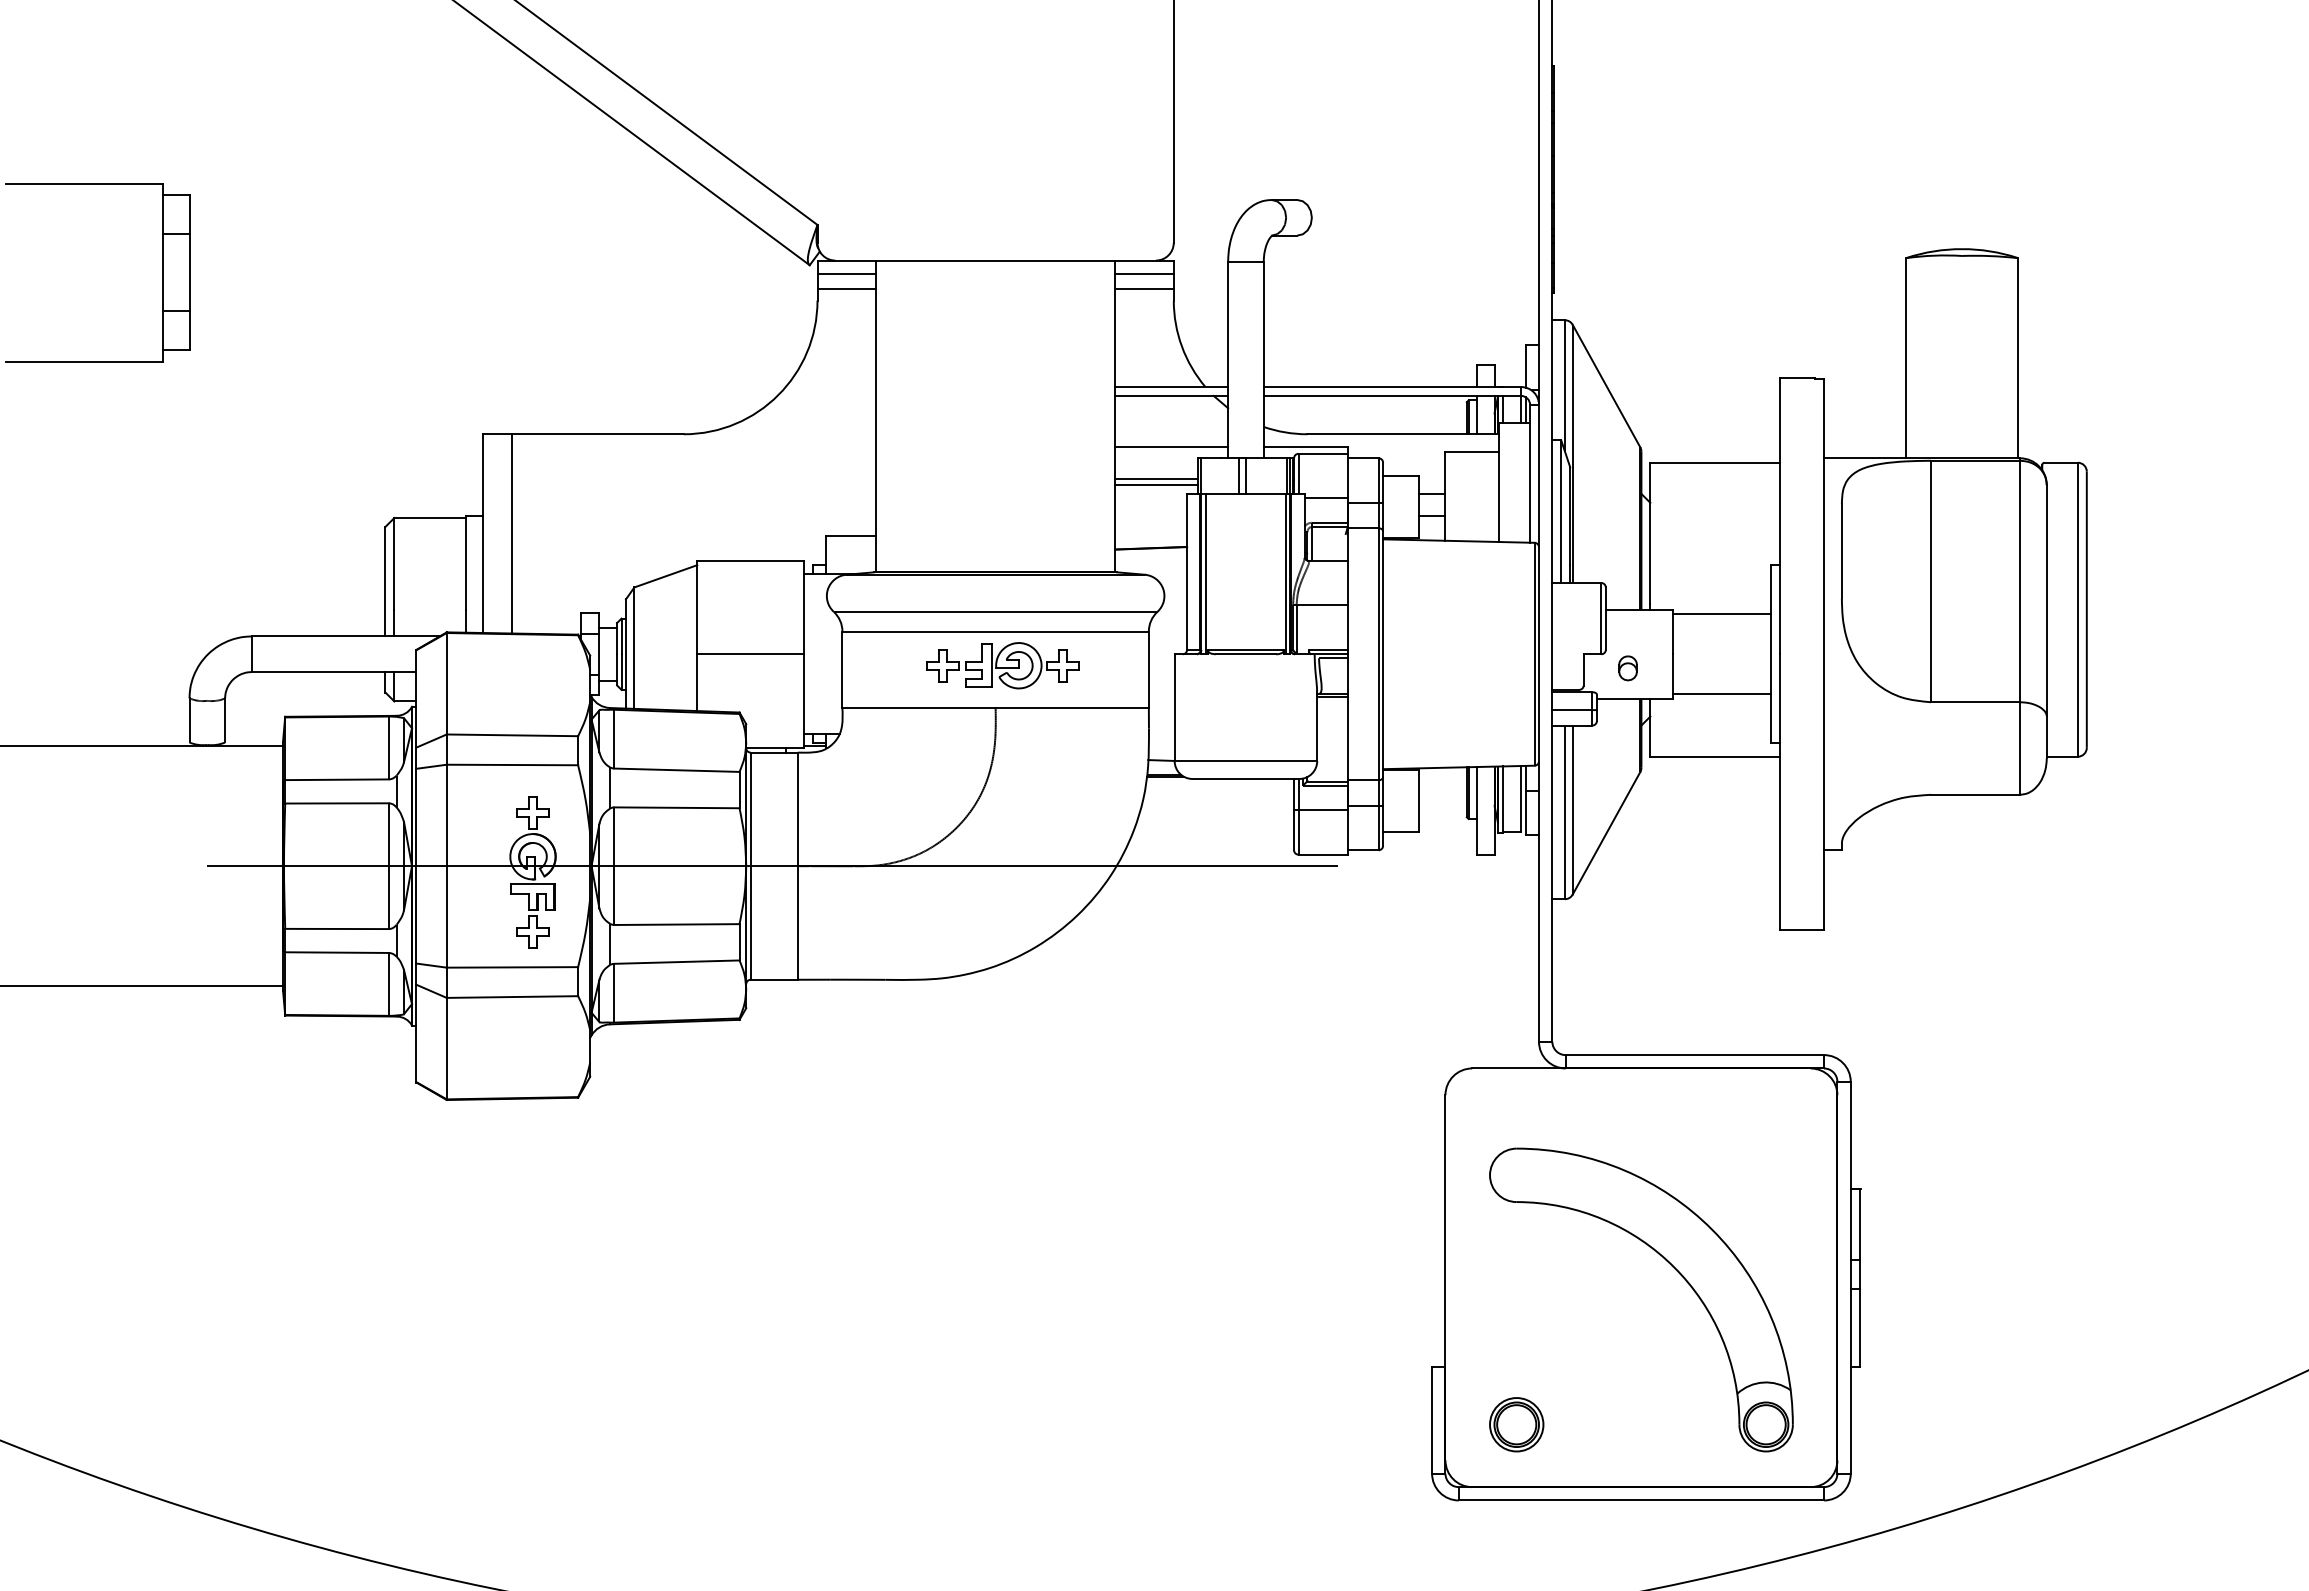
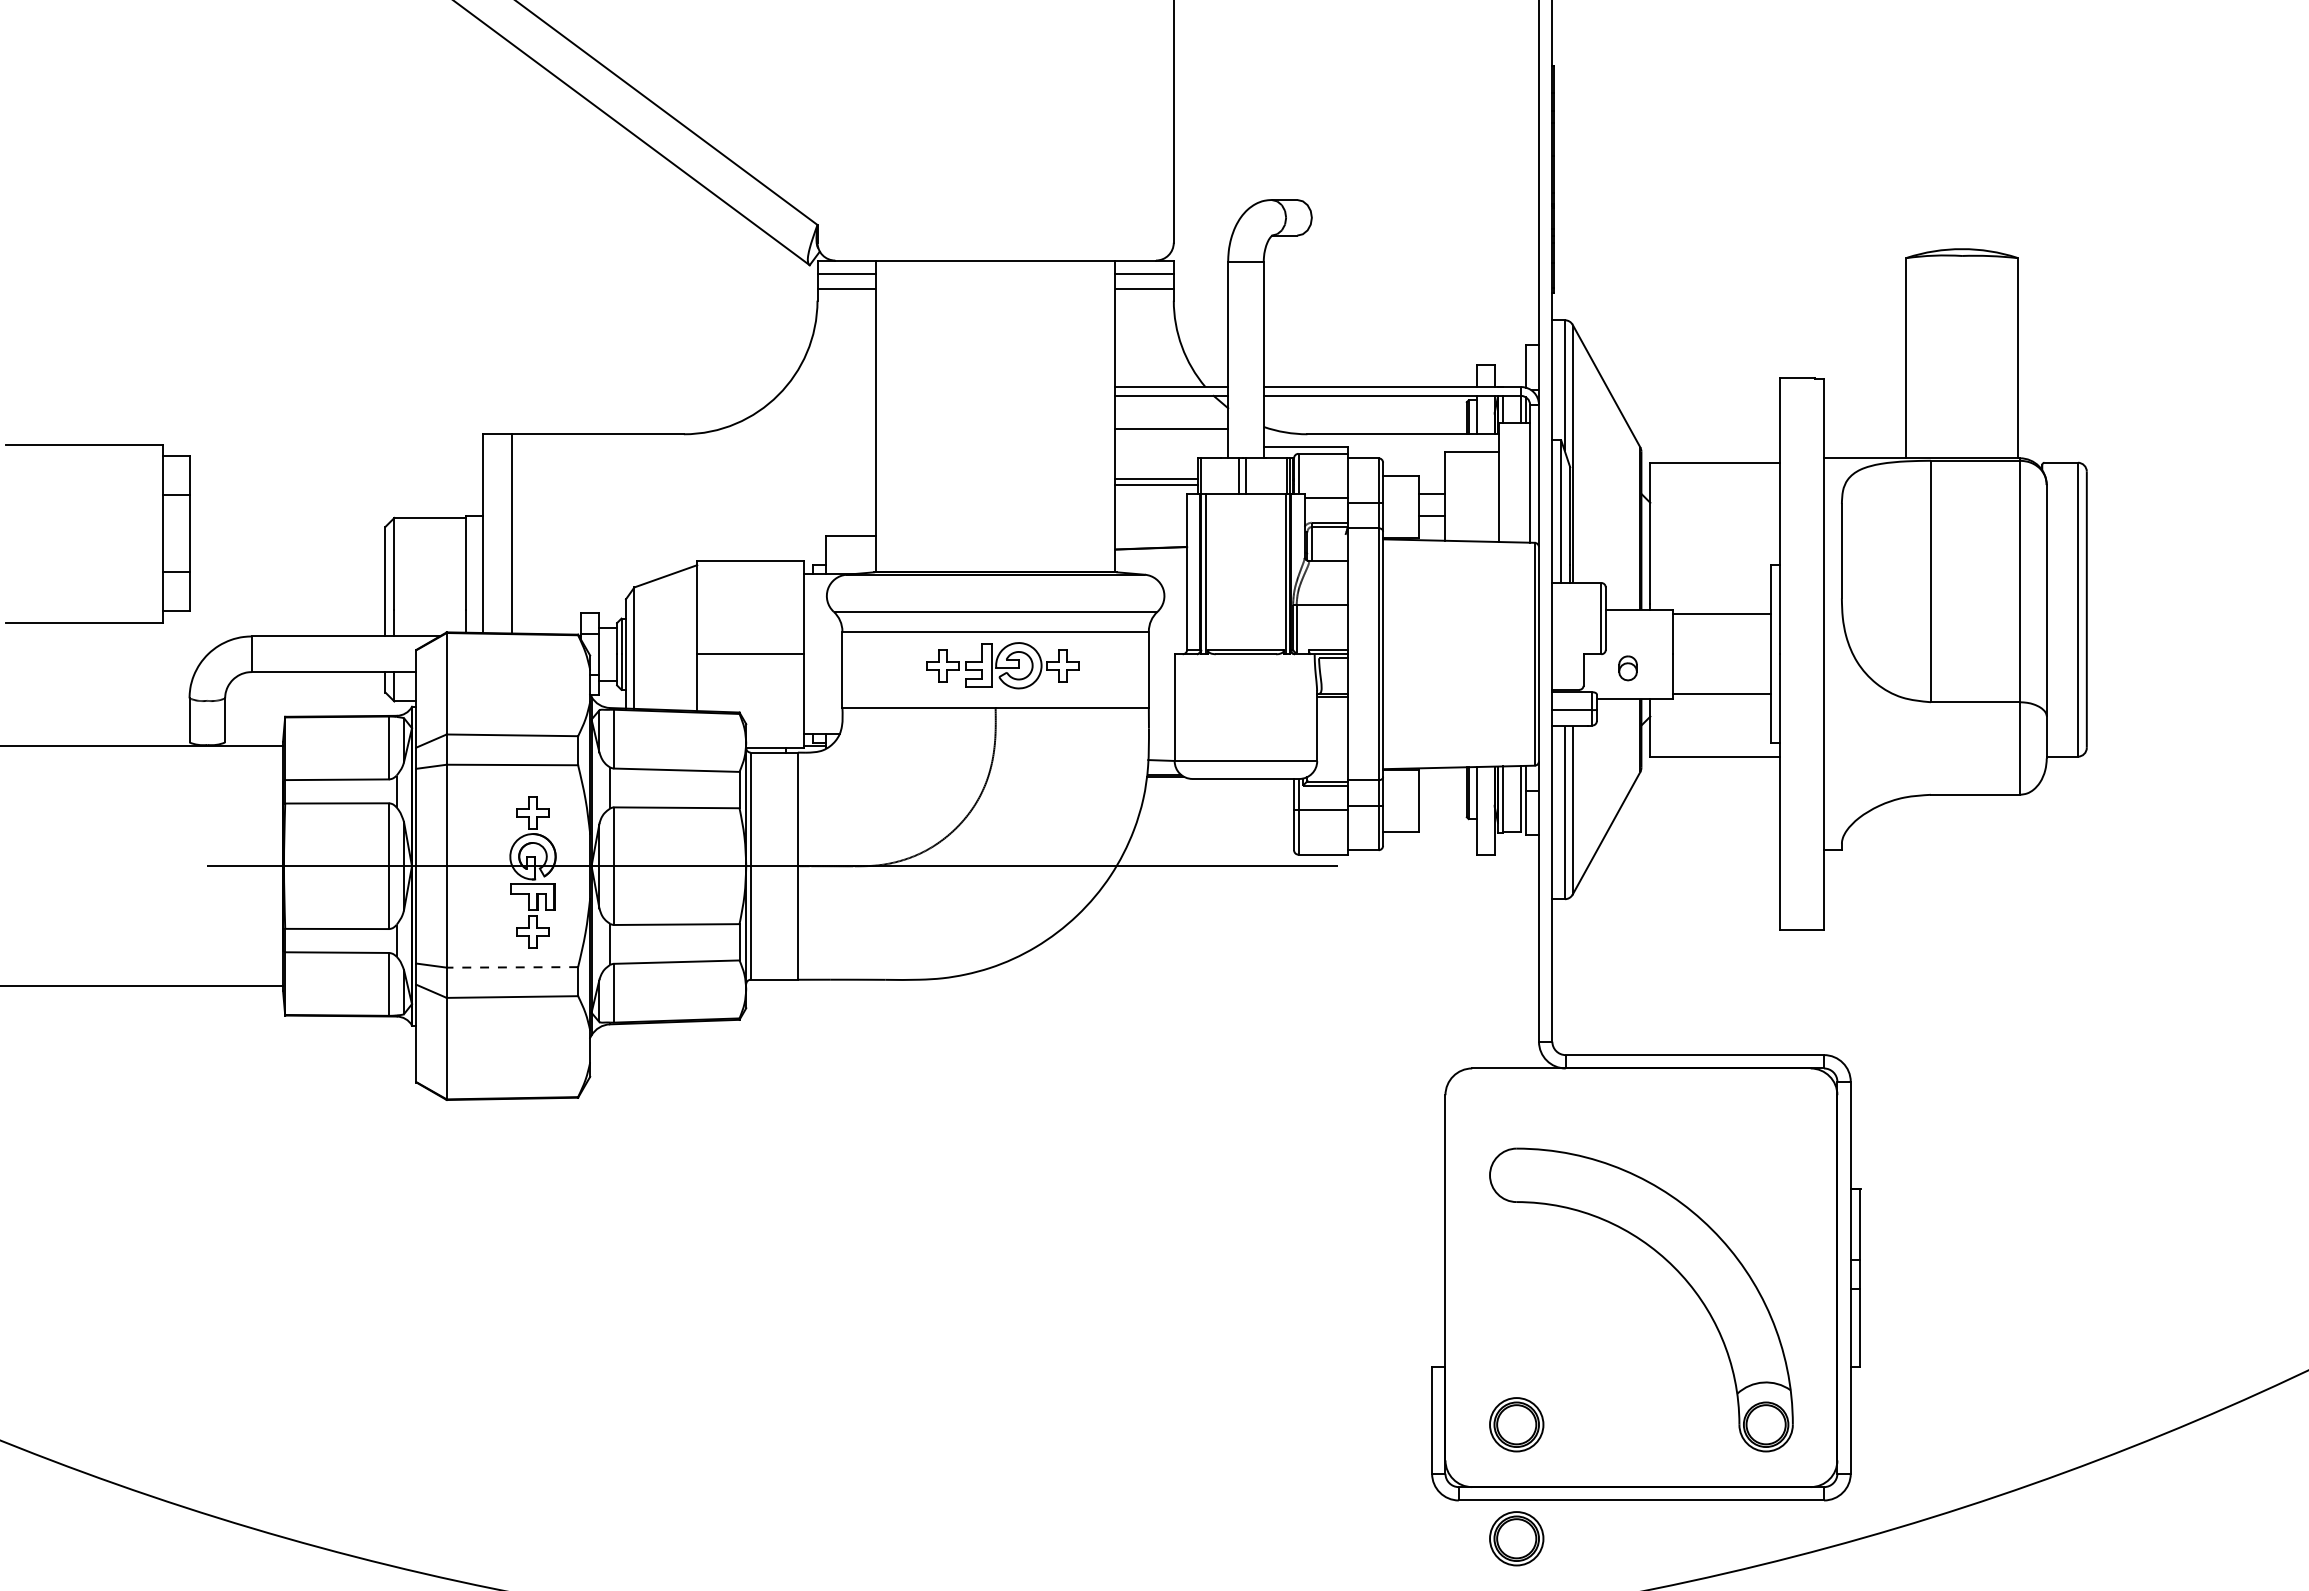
part position: (162, 272) -> (162, 533) (162, 533)
line position: (1171, 447) -> (1171, 429) (1171, 429)
line: solid -> dashed (512, 967)
part: none -> present (1516, 1538)
